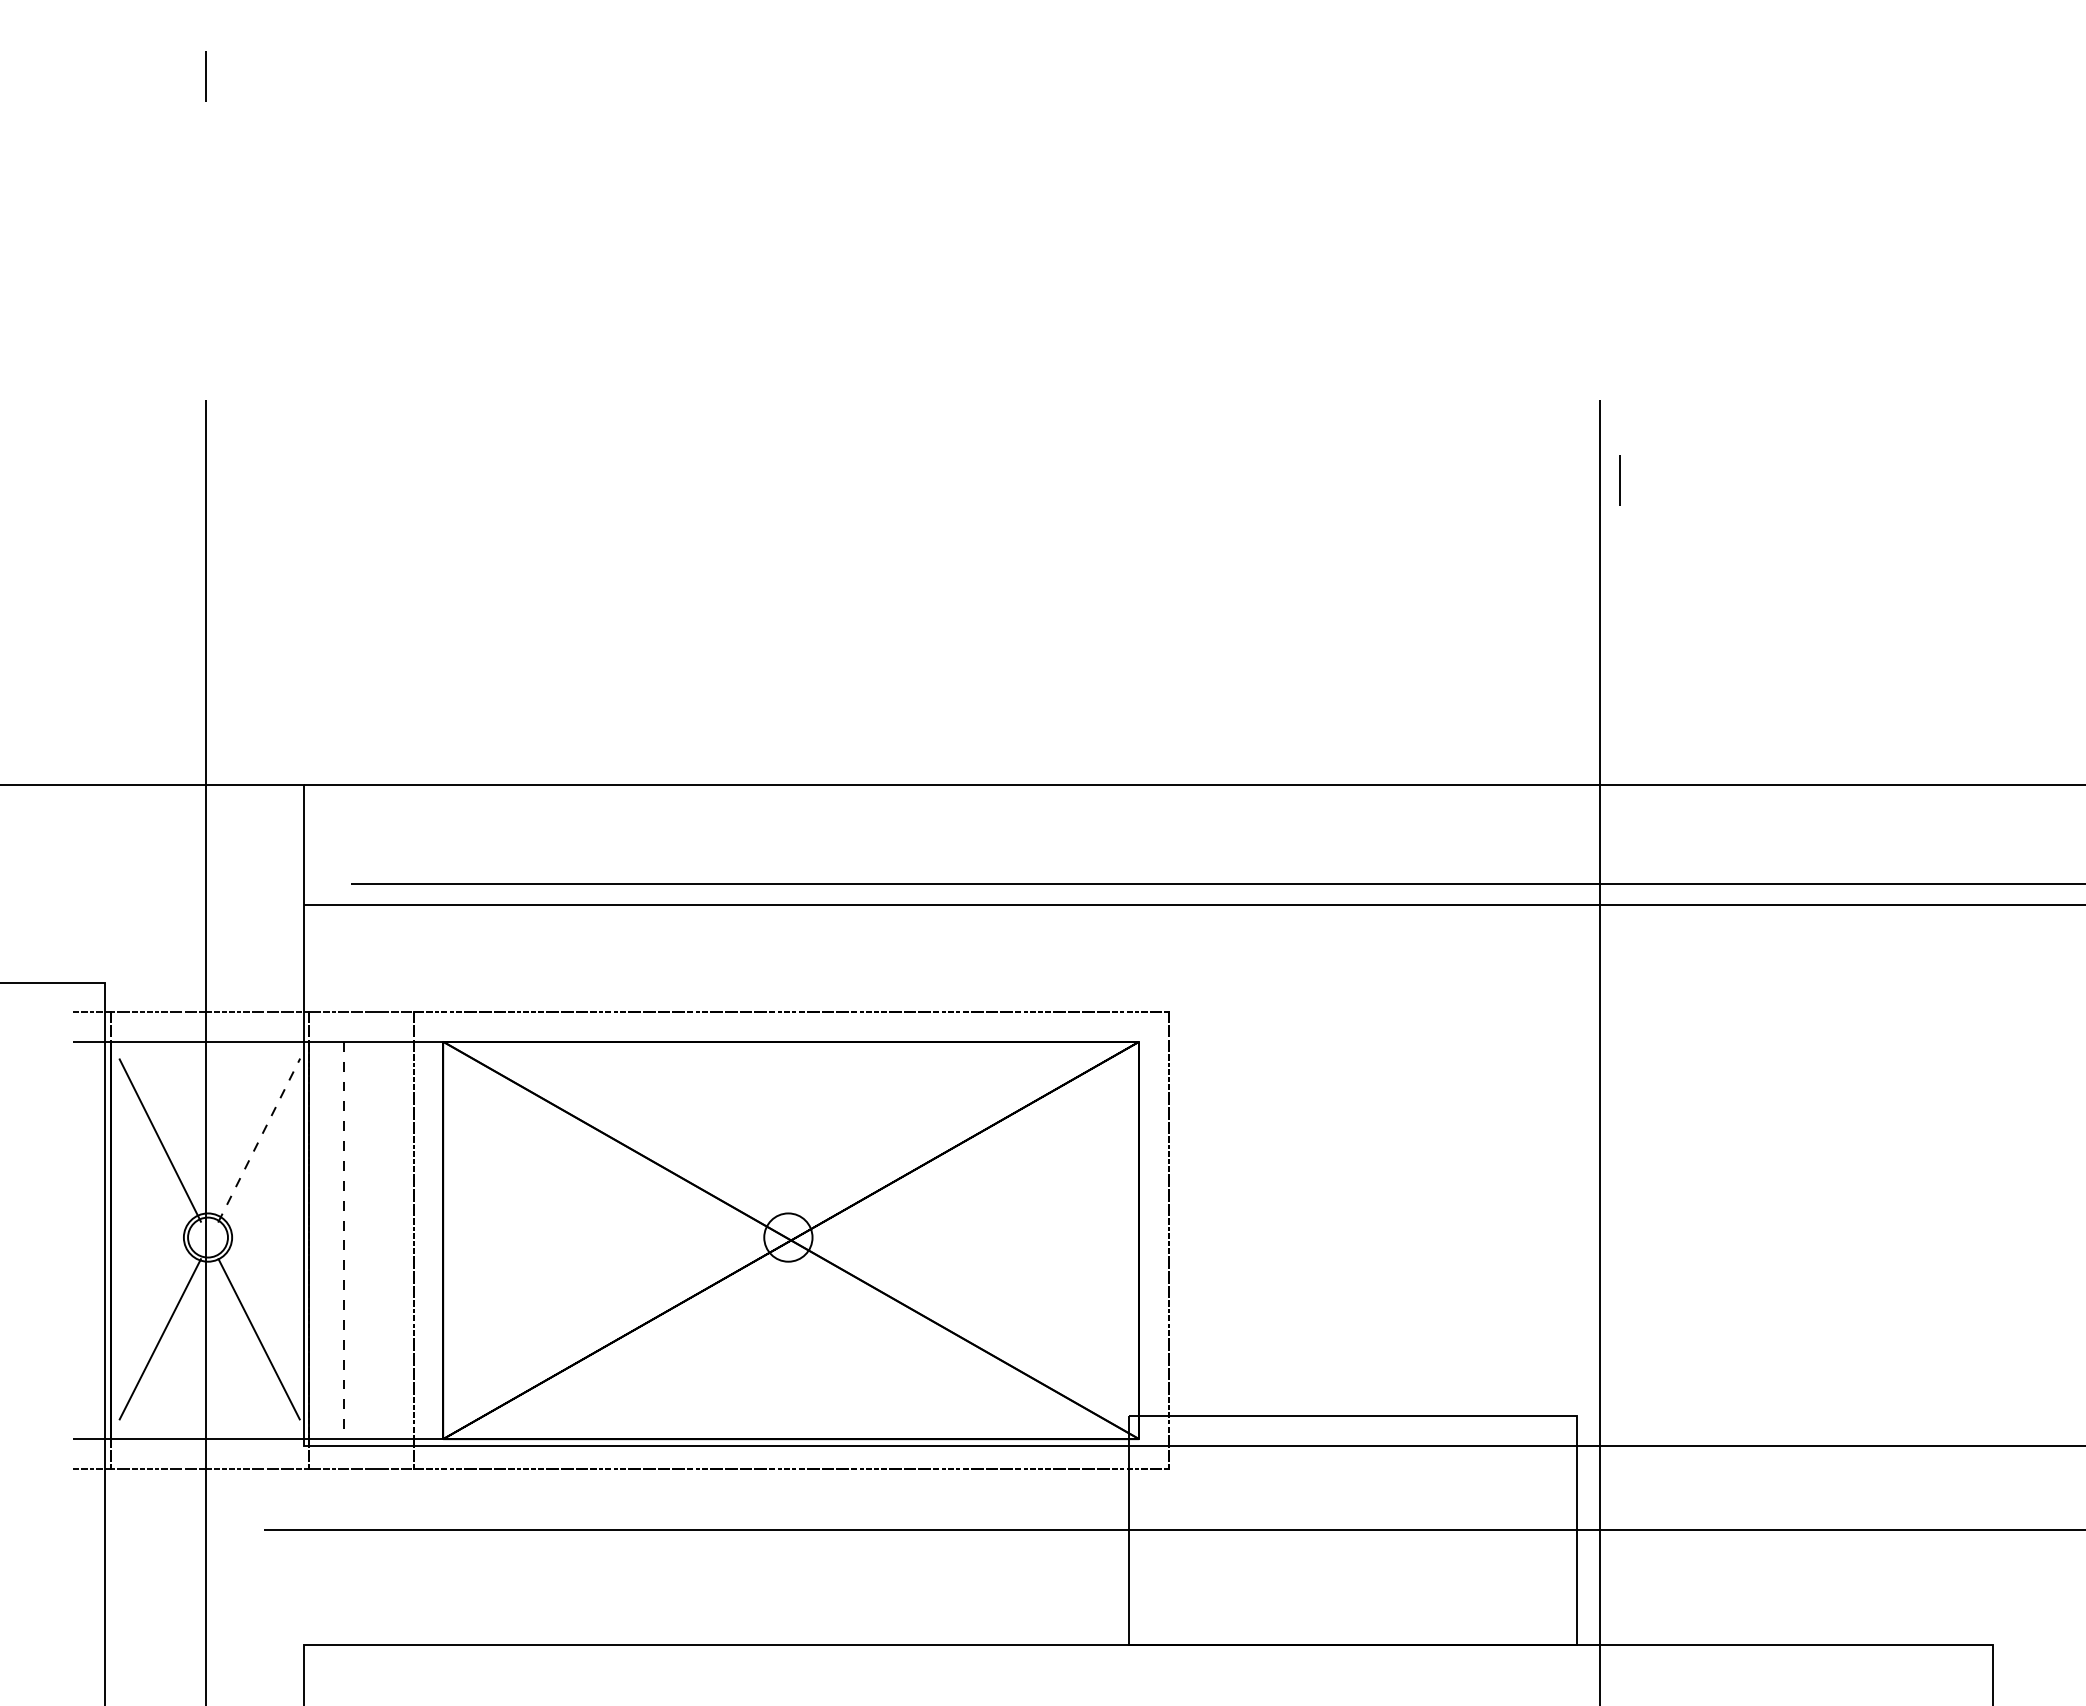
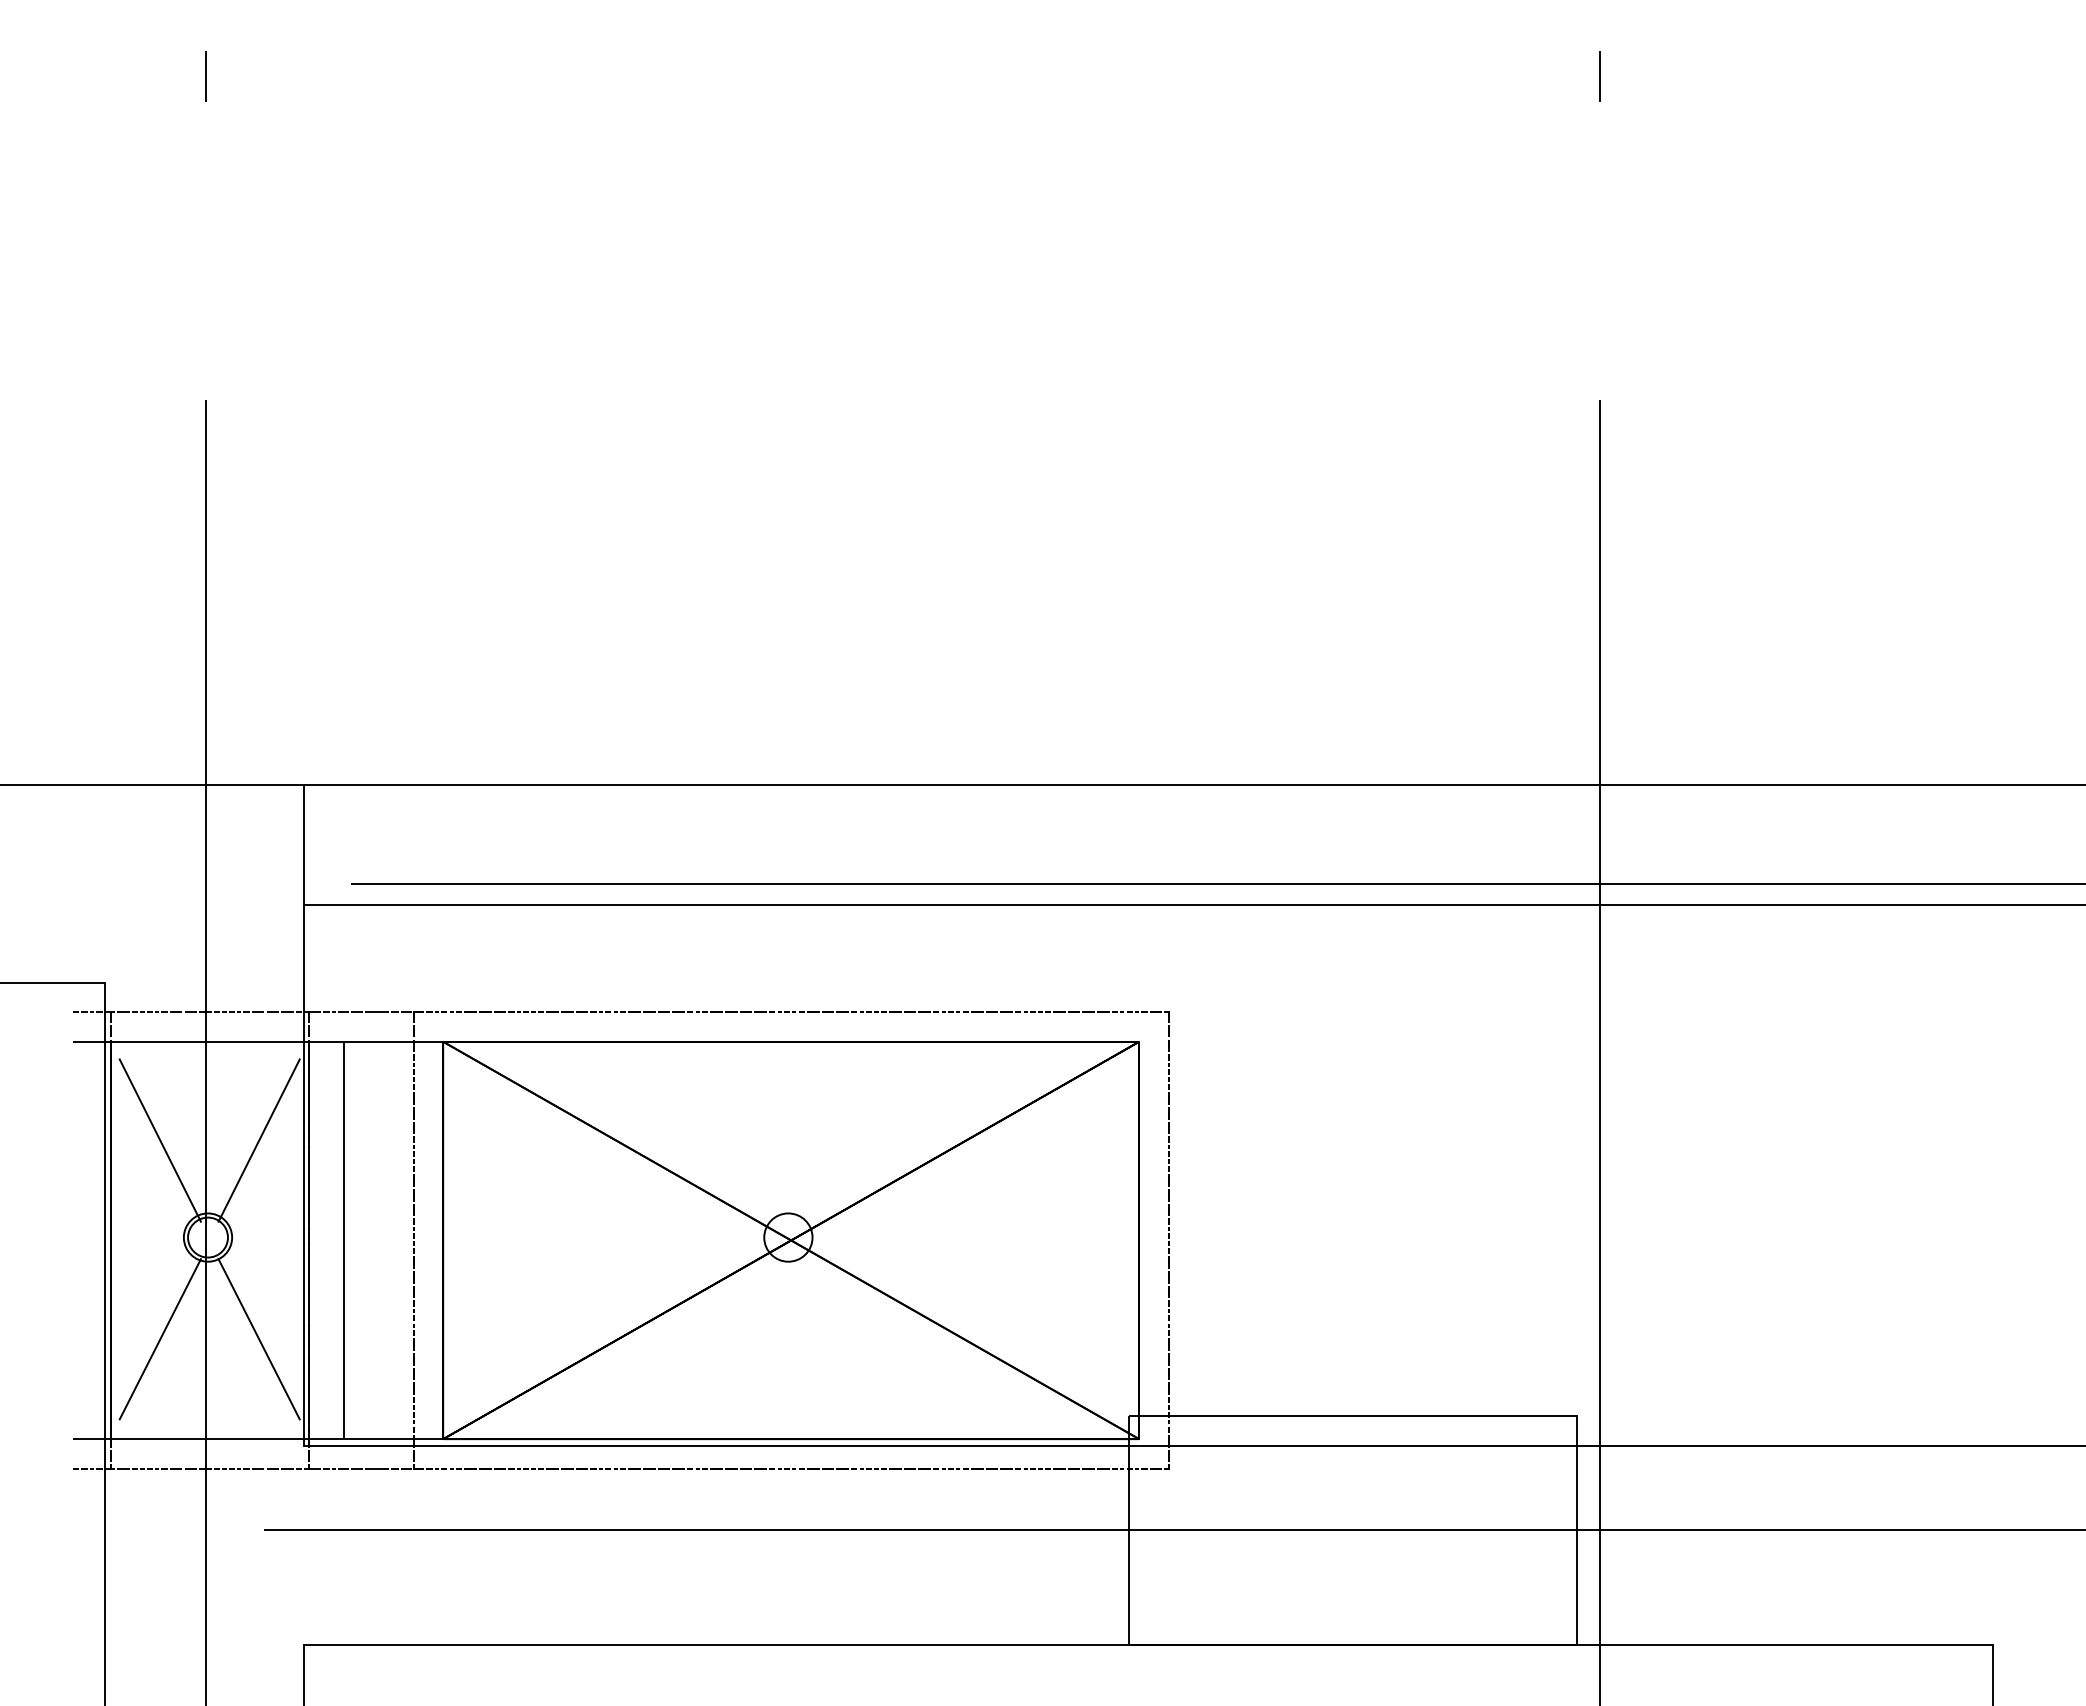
line position: (1619, 480) -> (1599, 76) (1599, 76)
line: dashed -> solid (259, 1140)
line: dashed -> solid (344, 1240)
